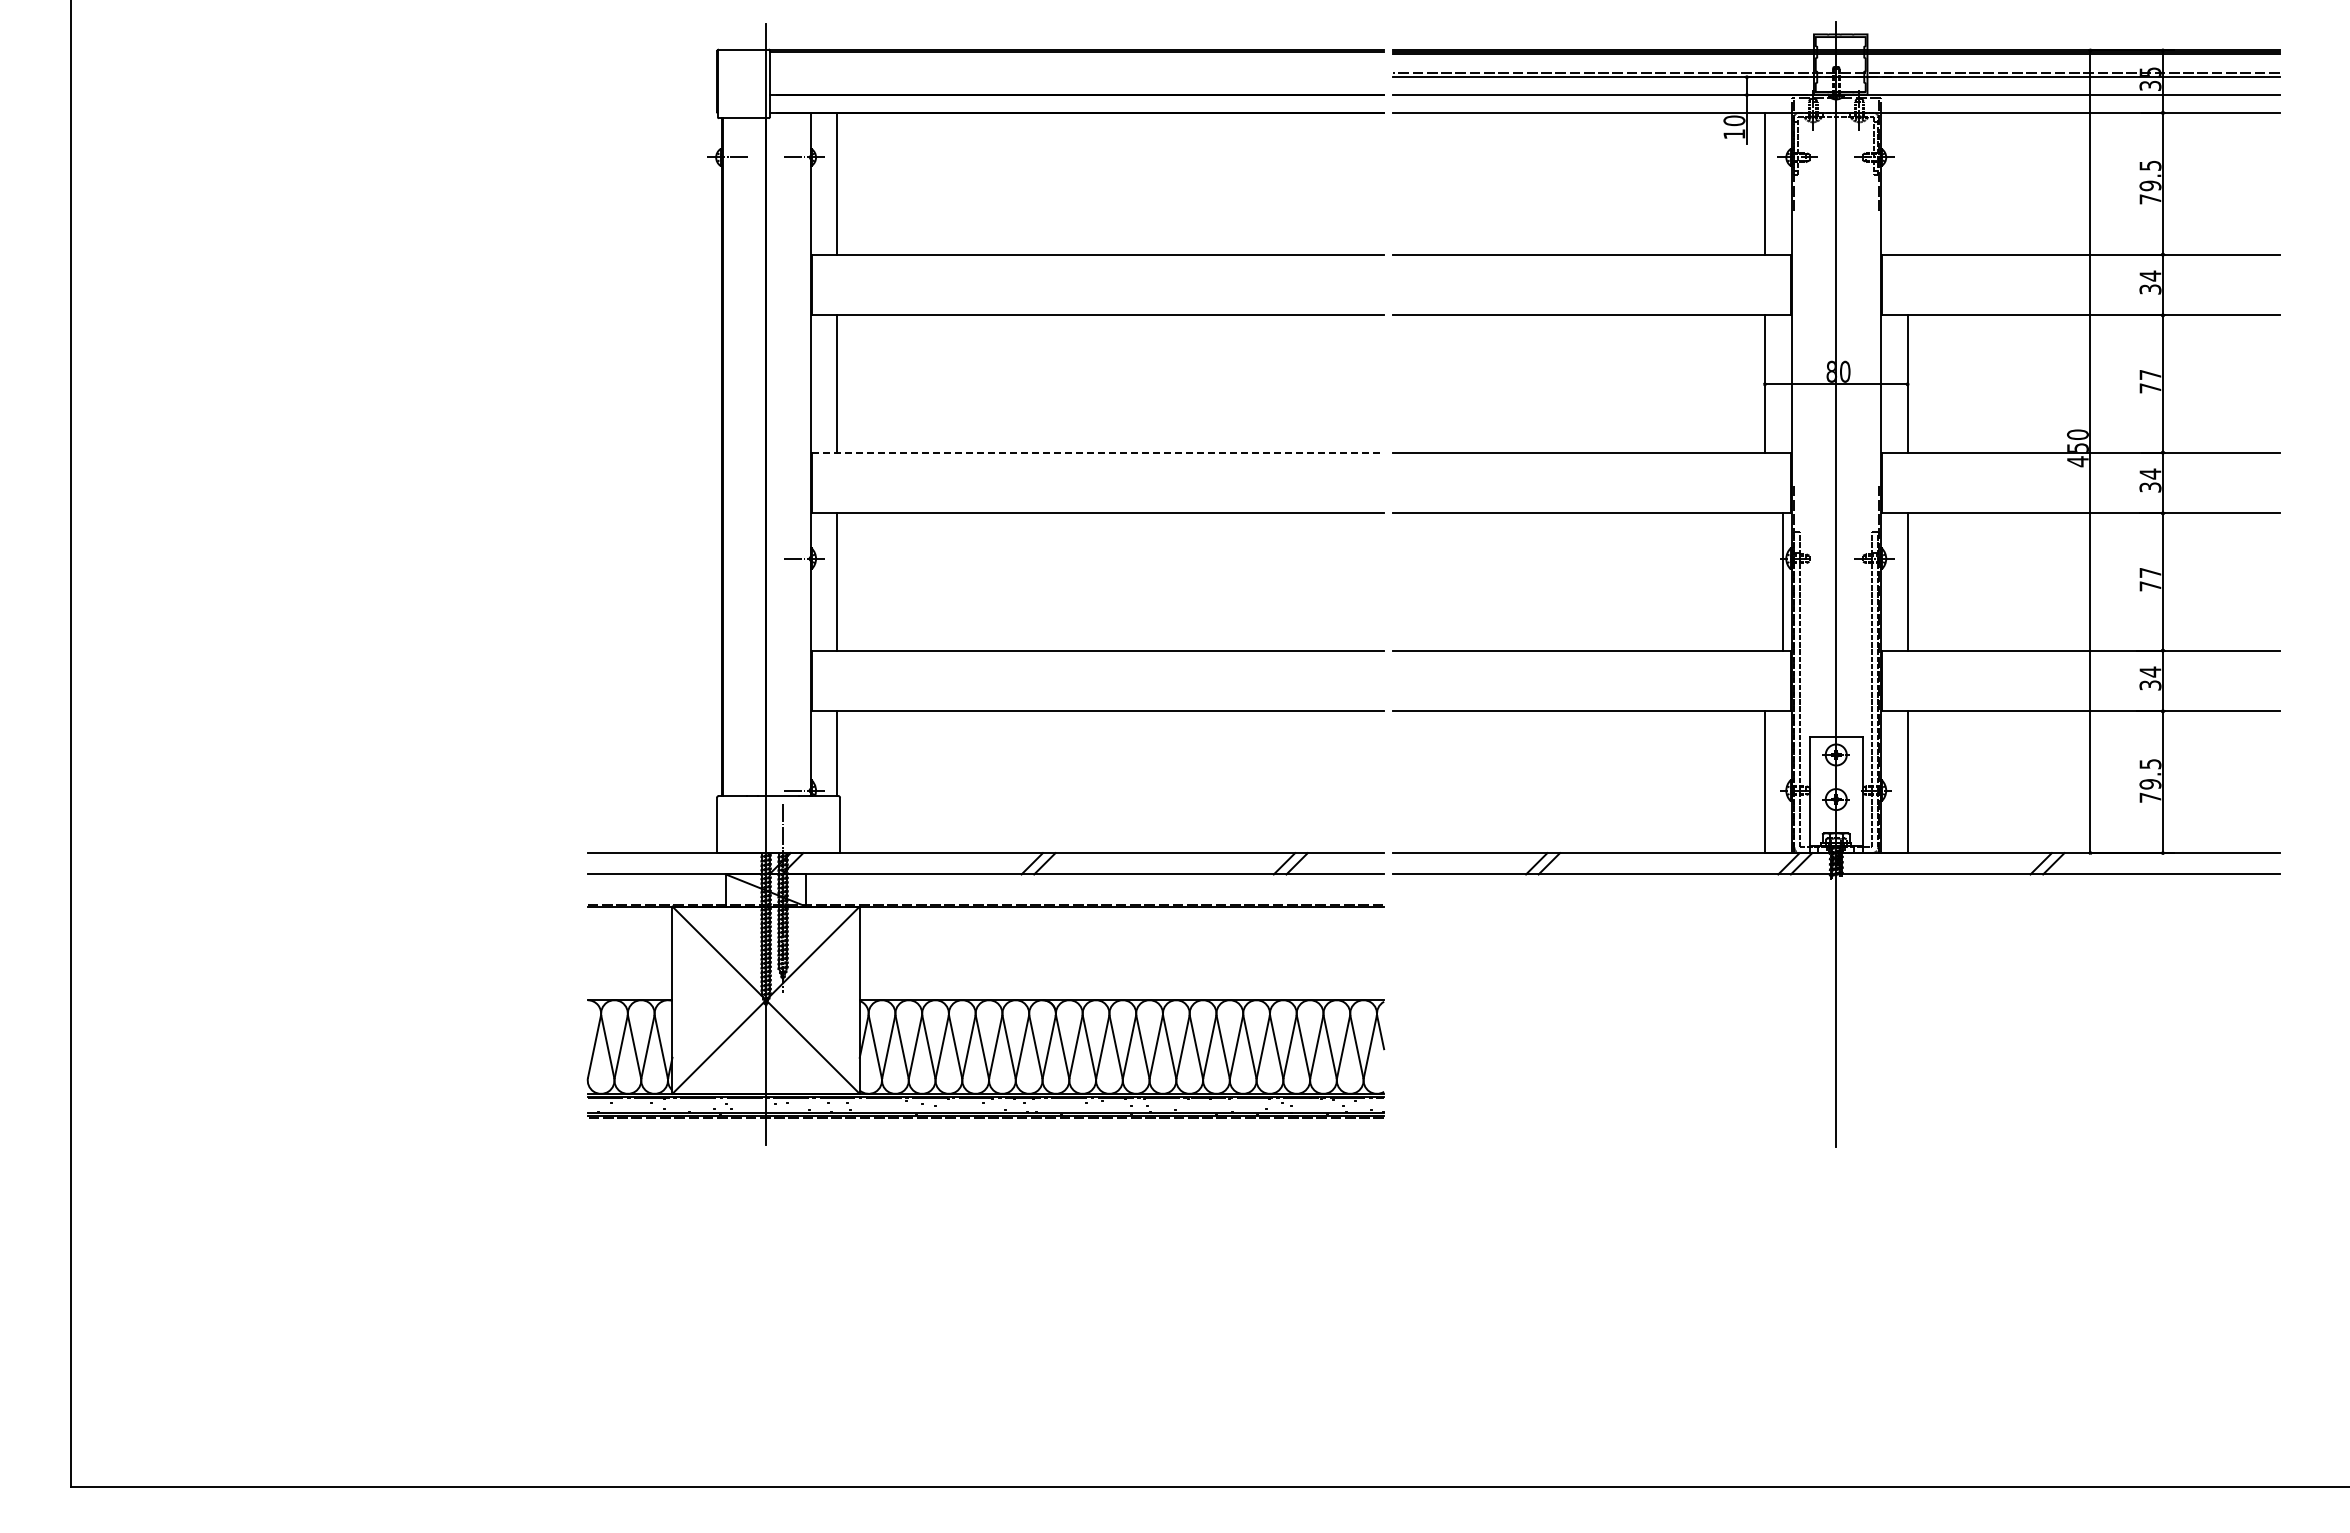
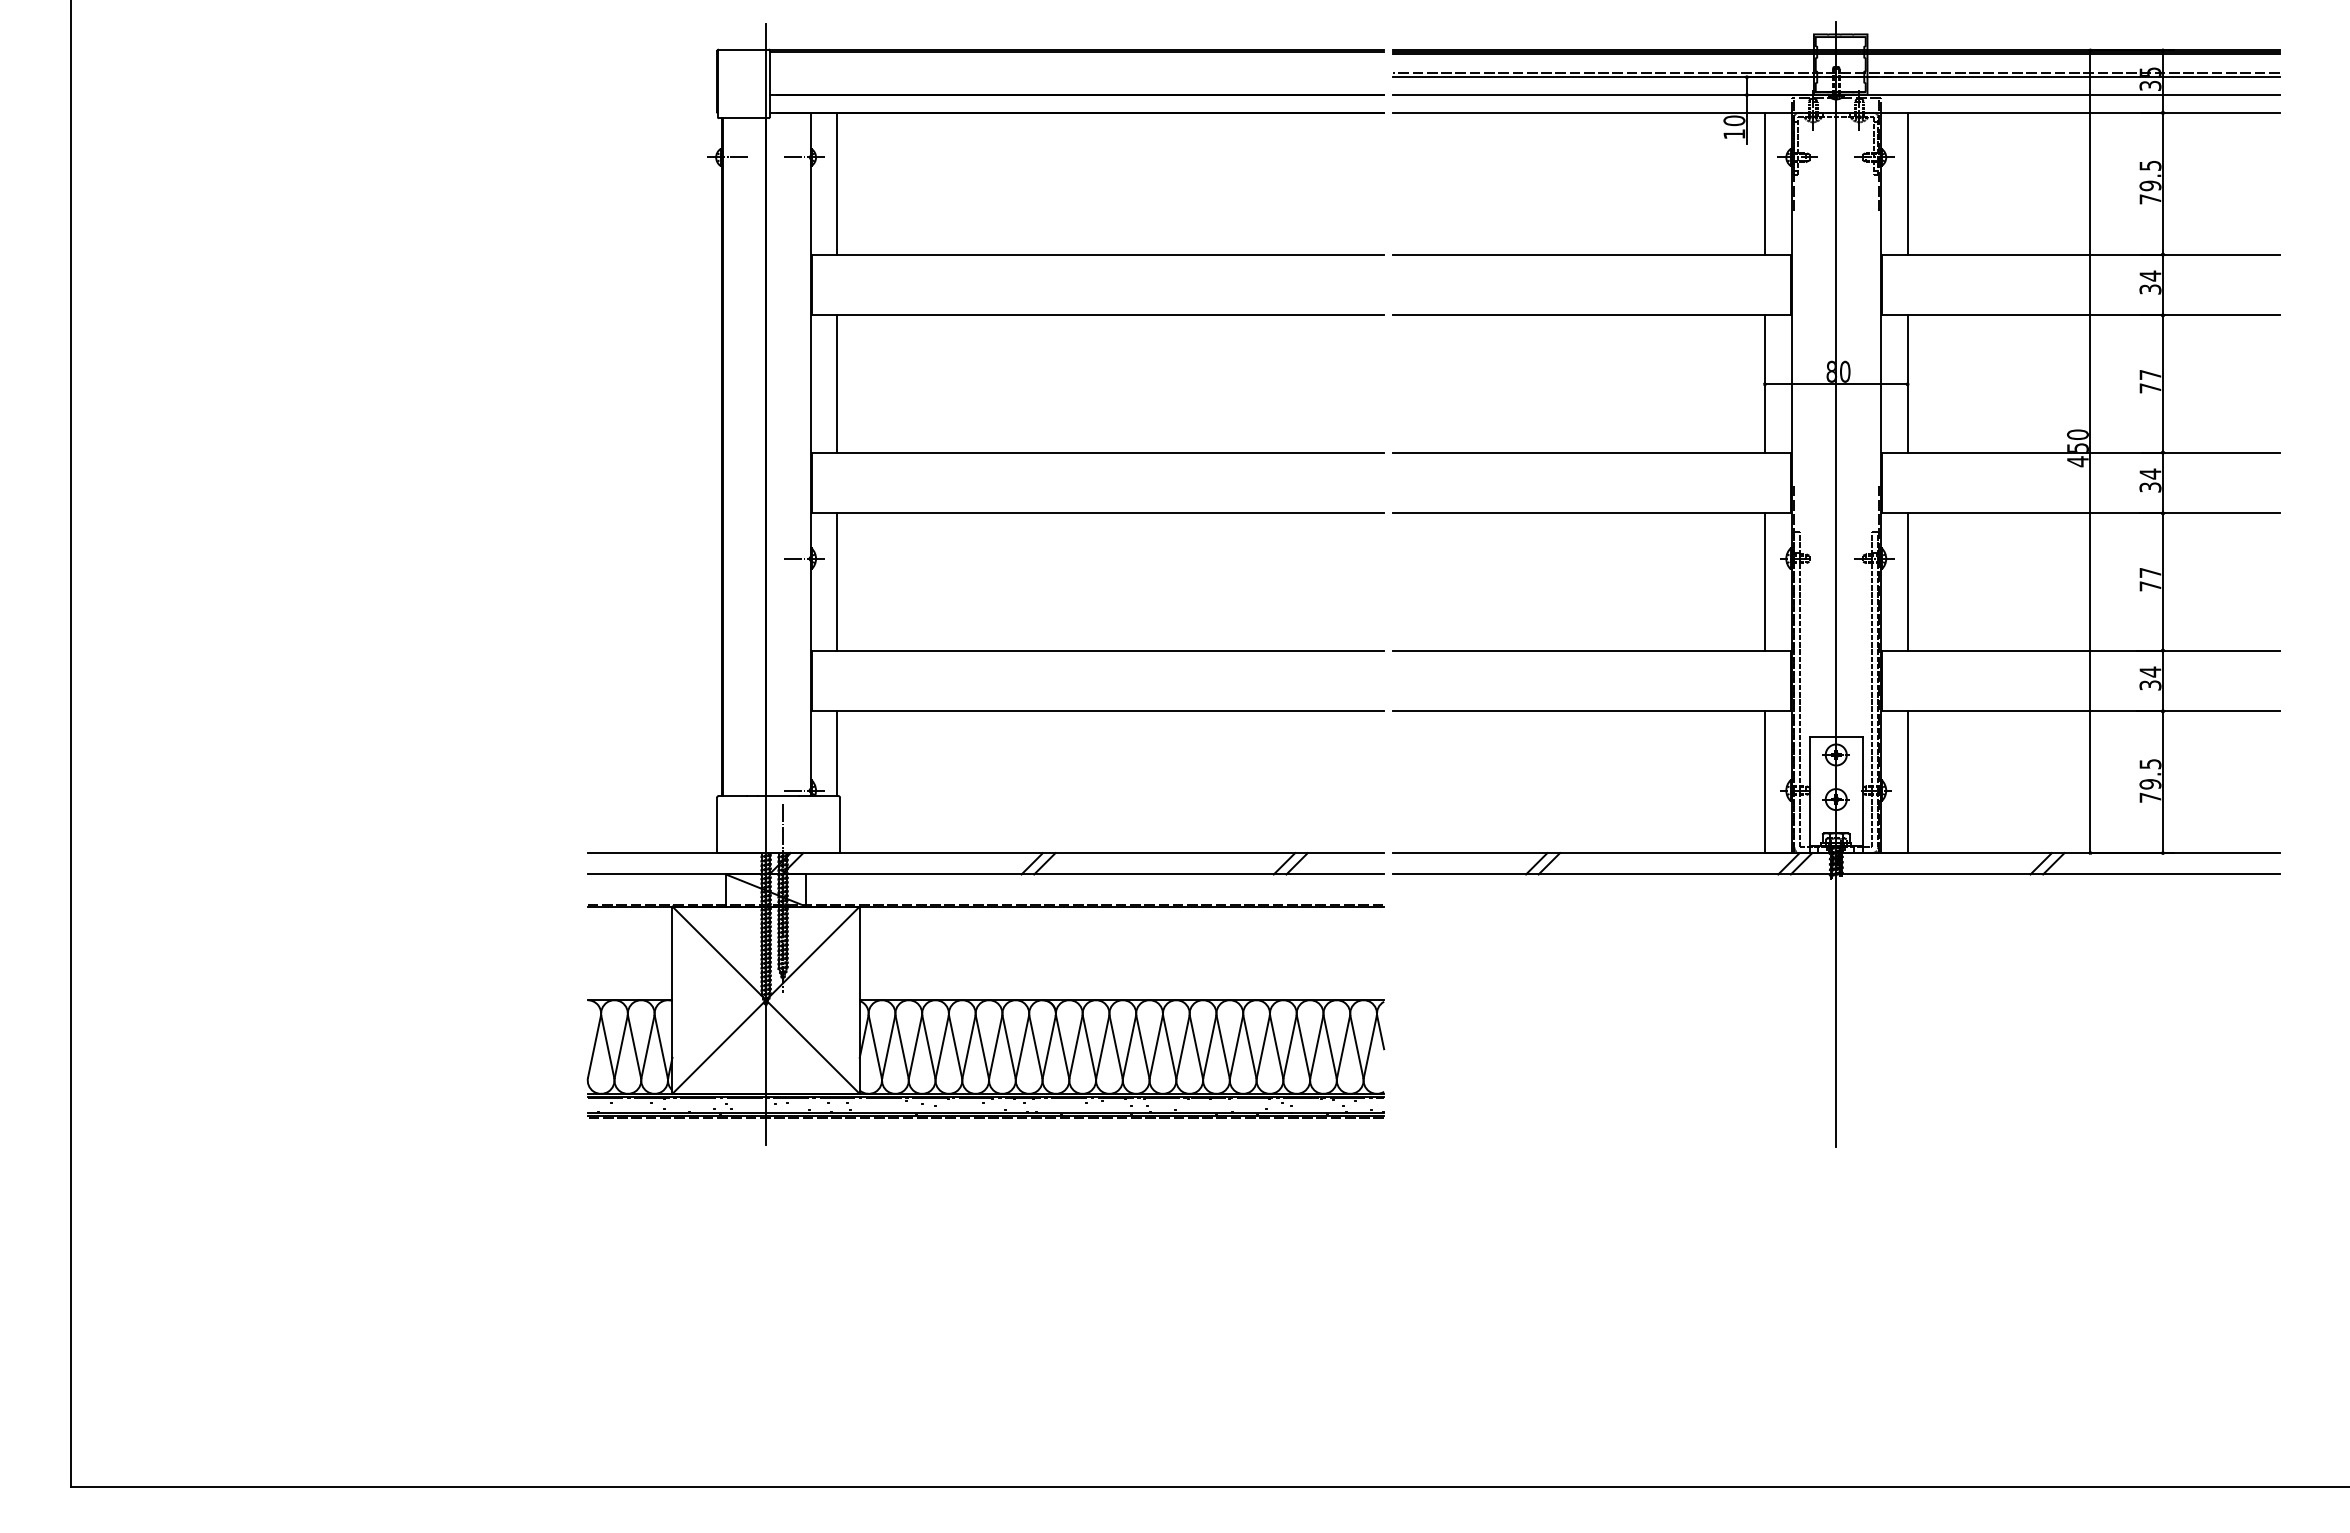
line: none -> present (1907, 183)
line: dashed -> solid (1098, 452)
line position: (1782, 581) -> (1764, 581) (1764, 581)
